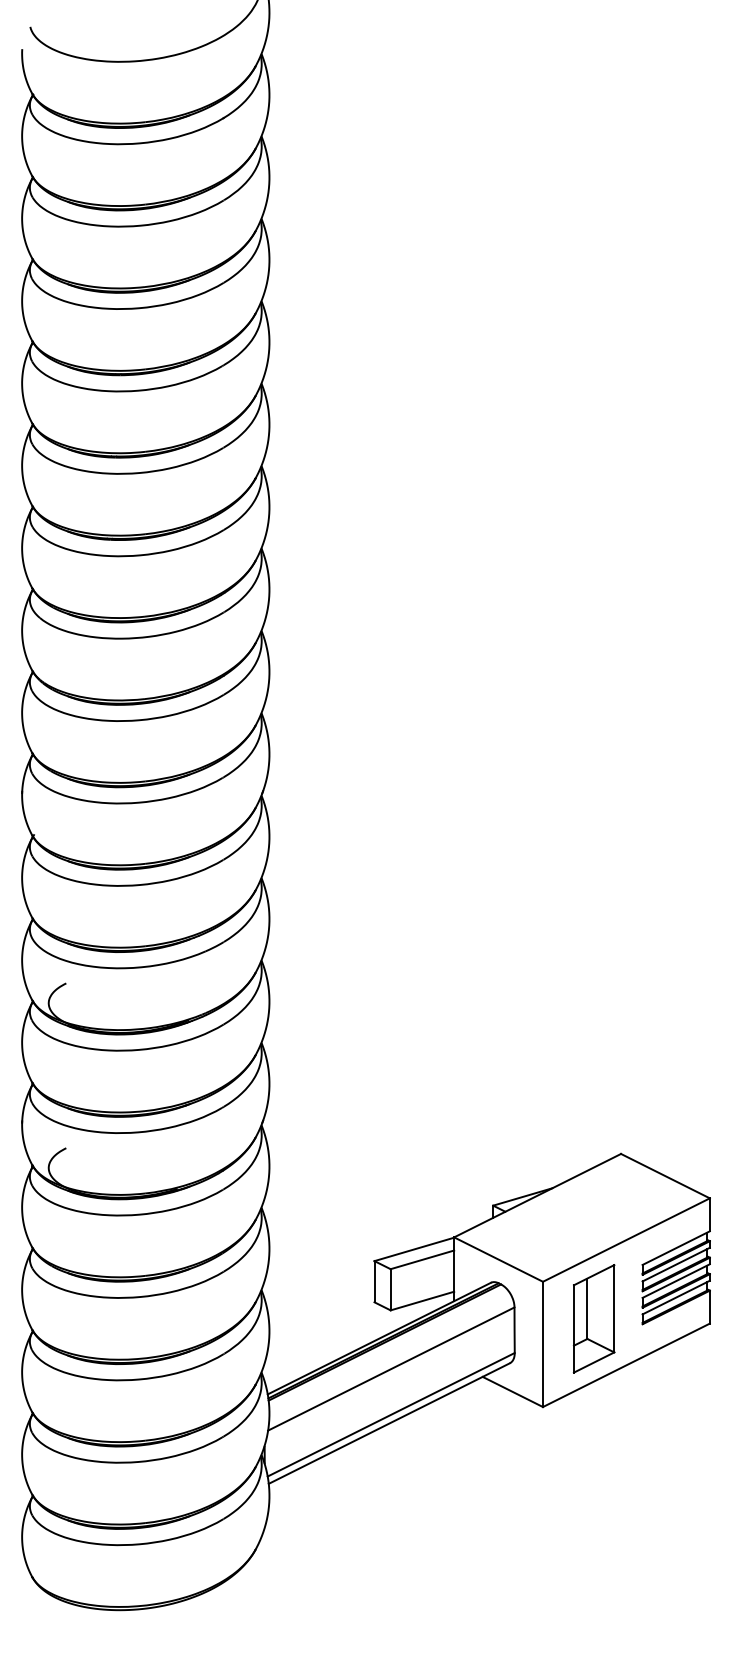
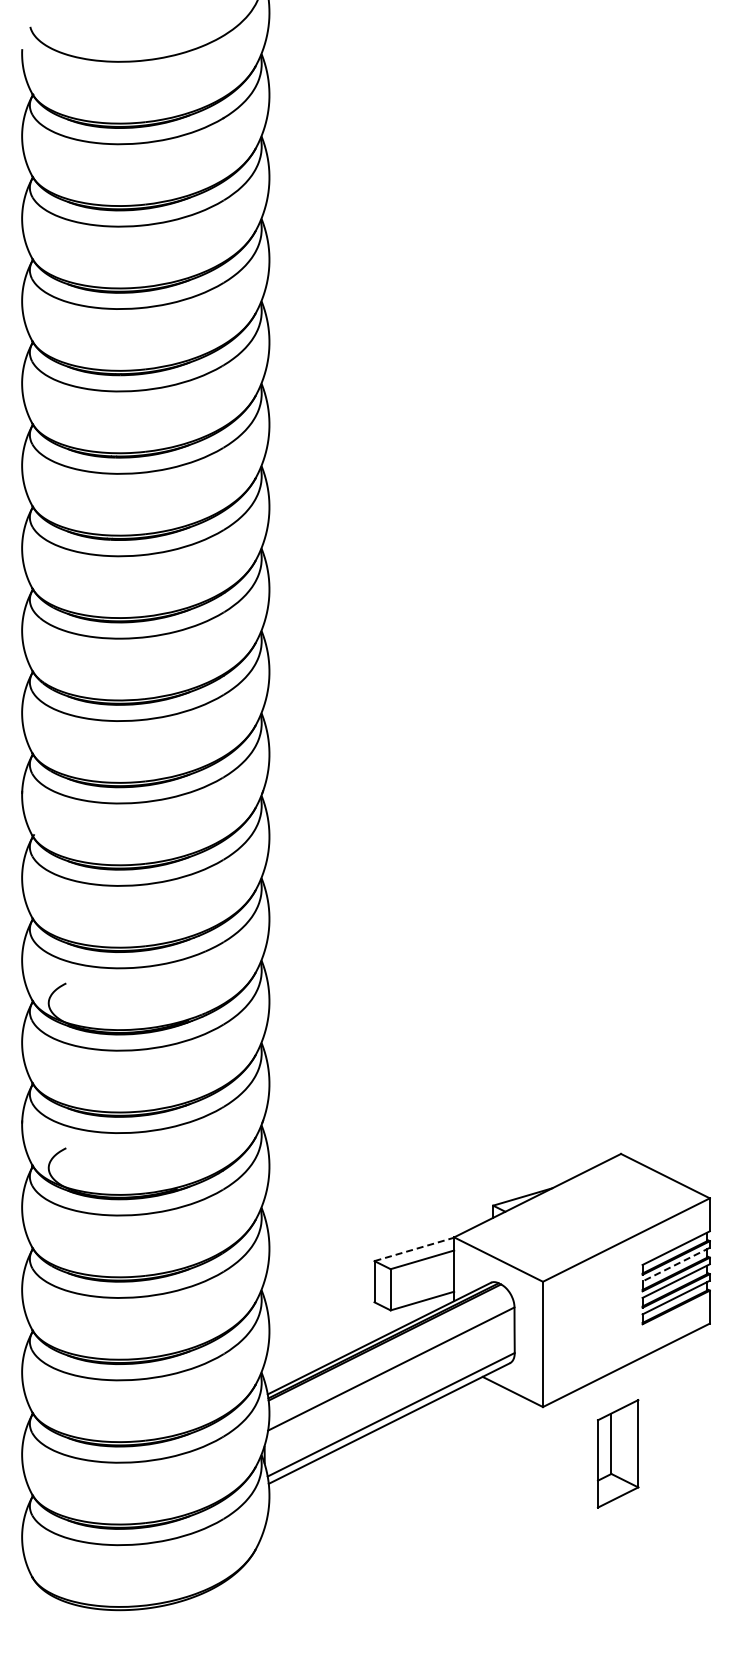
line: solid -> dashed (414, 1249)
line: solid -> dashed (676, 1264)
part position: (593, 1318) -> (617, 1453) (617, 1453)
